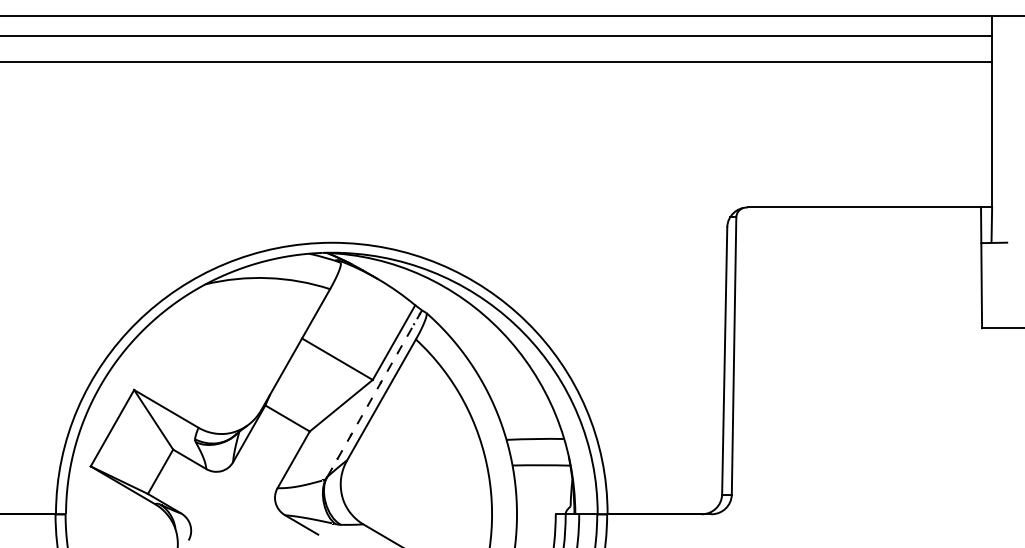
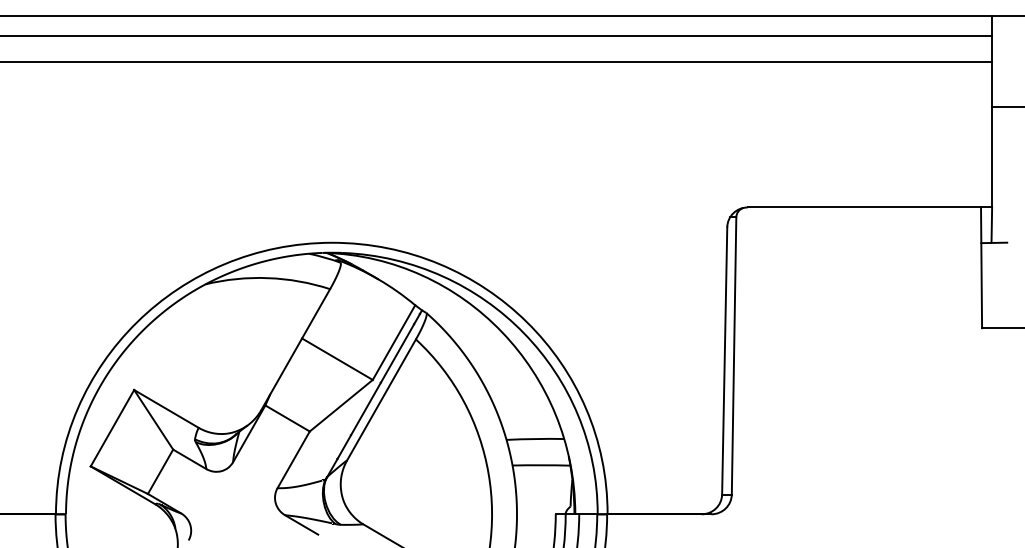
line: none -> present (1006, 106)
line: dashed -> solid (374, 393)
